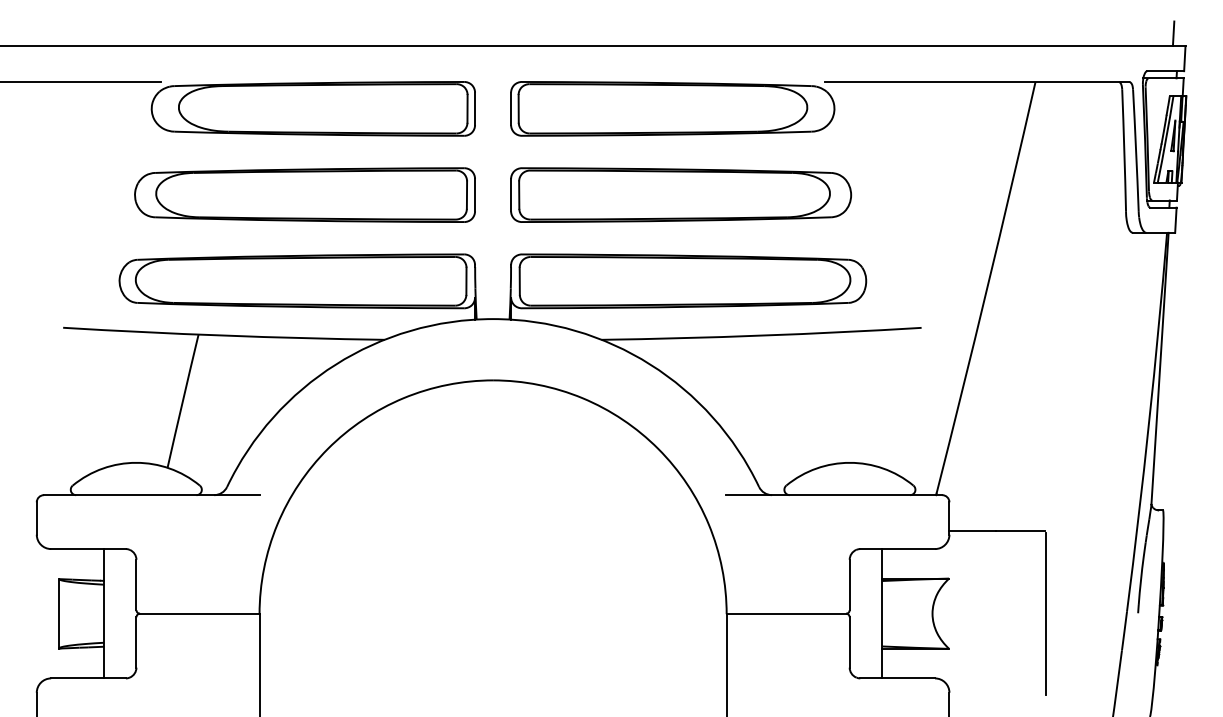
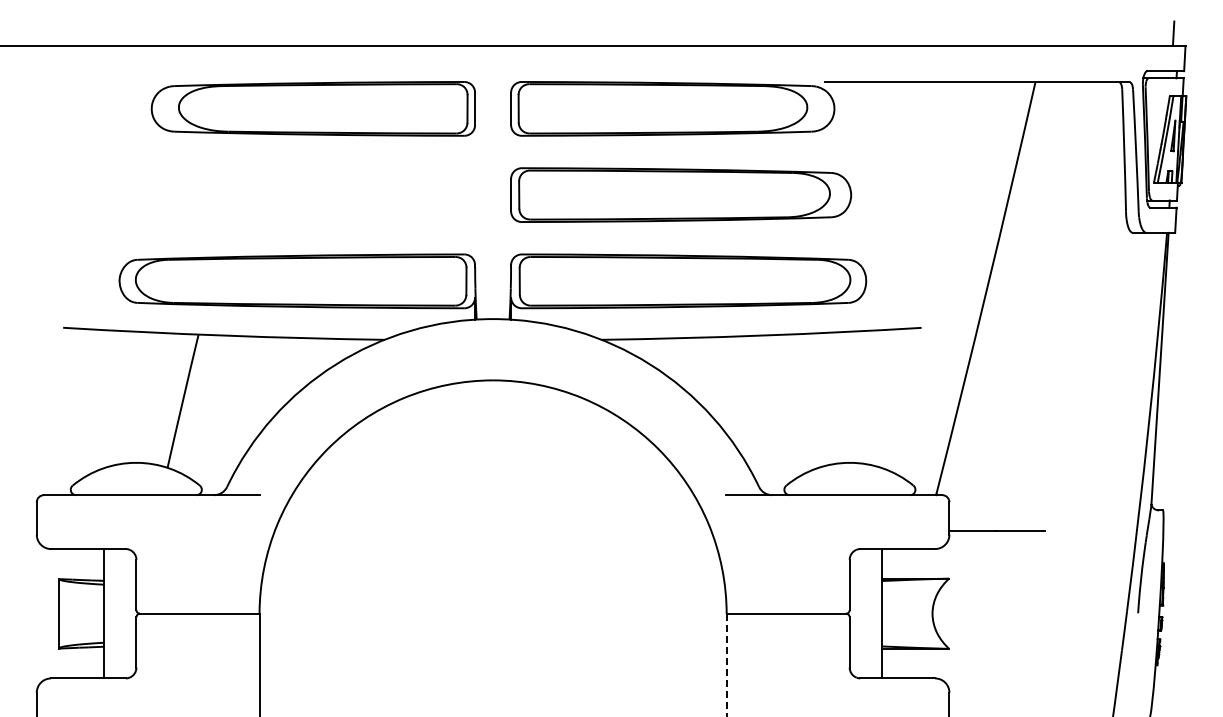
line: present -> none (81, 81)
part: present -> none (304, 194)
line: present -> none (1046, 613)
line: solid -> dashed (726, 666)
